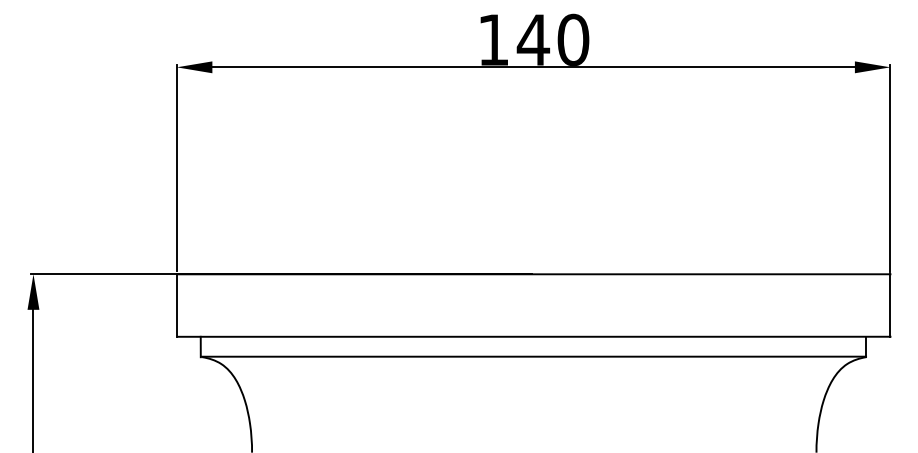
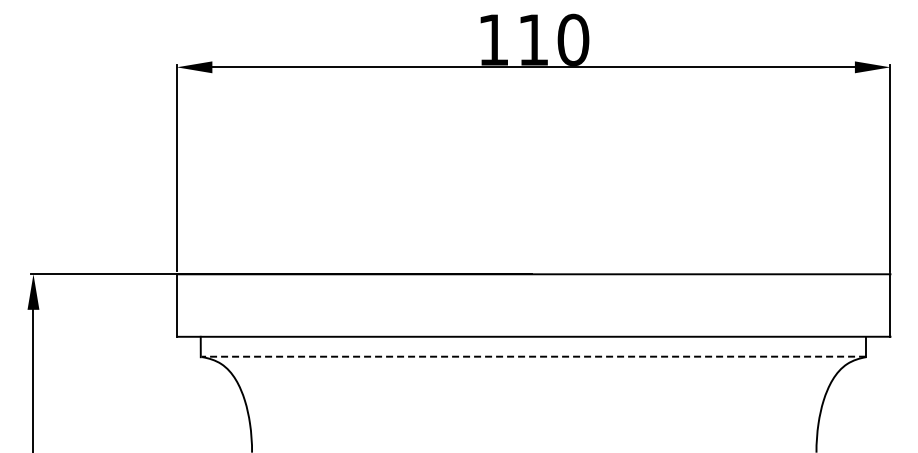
text: 140 -> 110 (533, 39)
line: solid -> dashed (533, 356)
